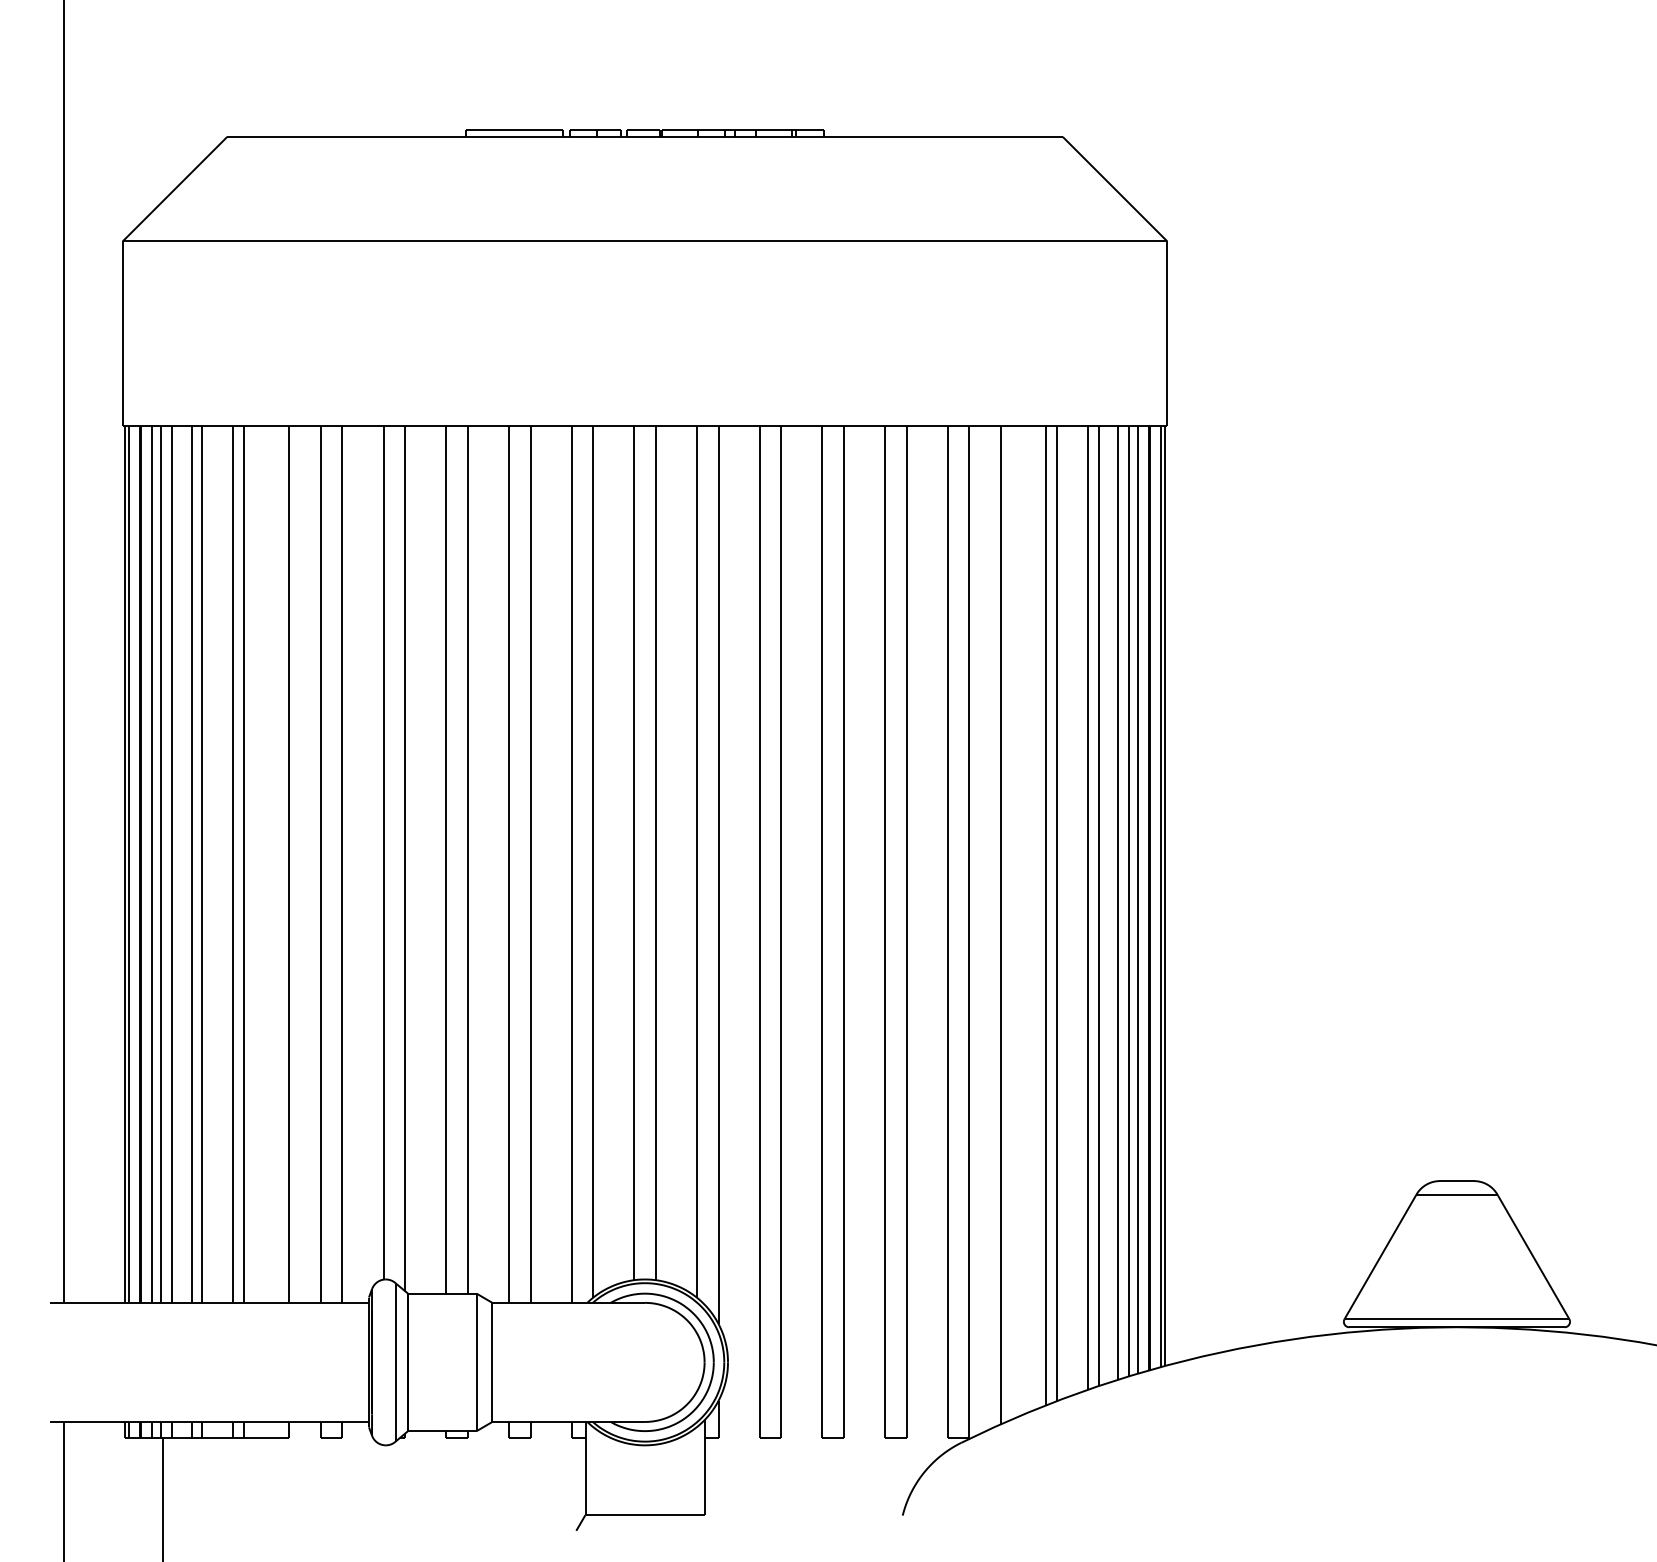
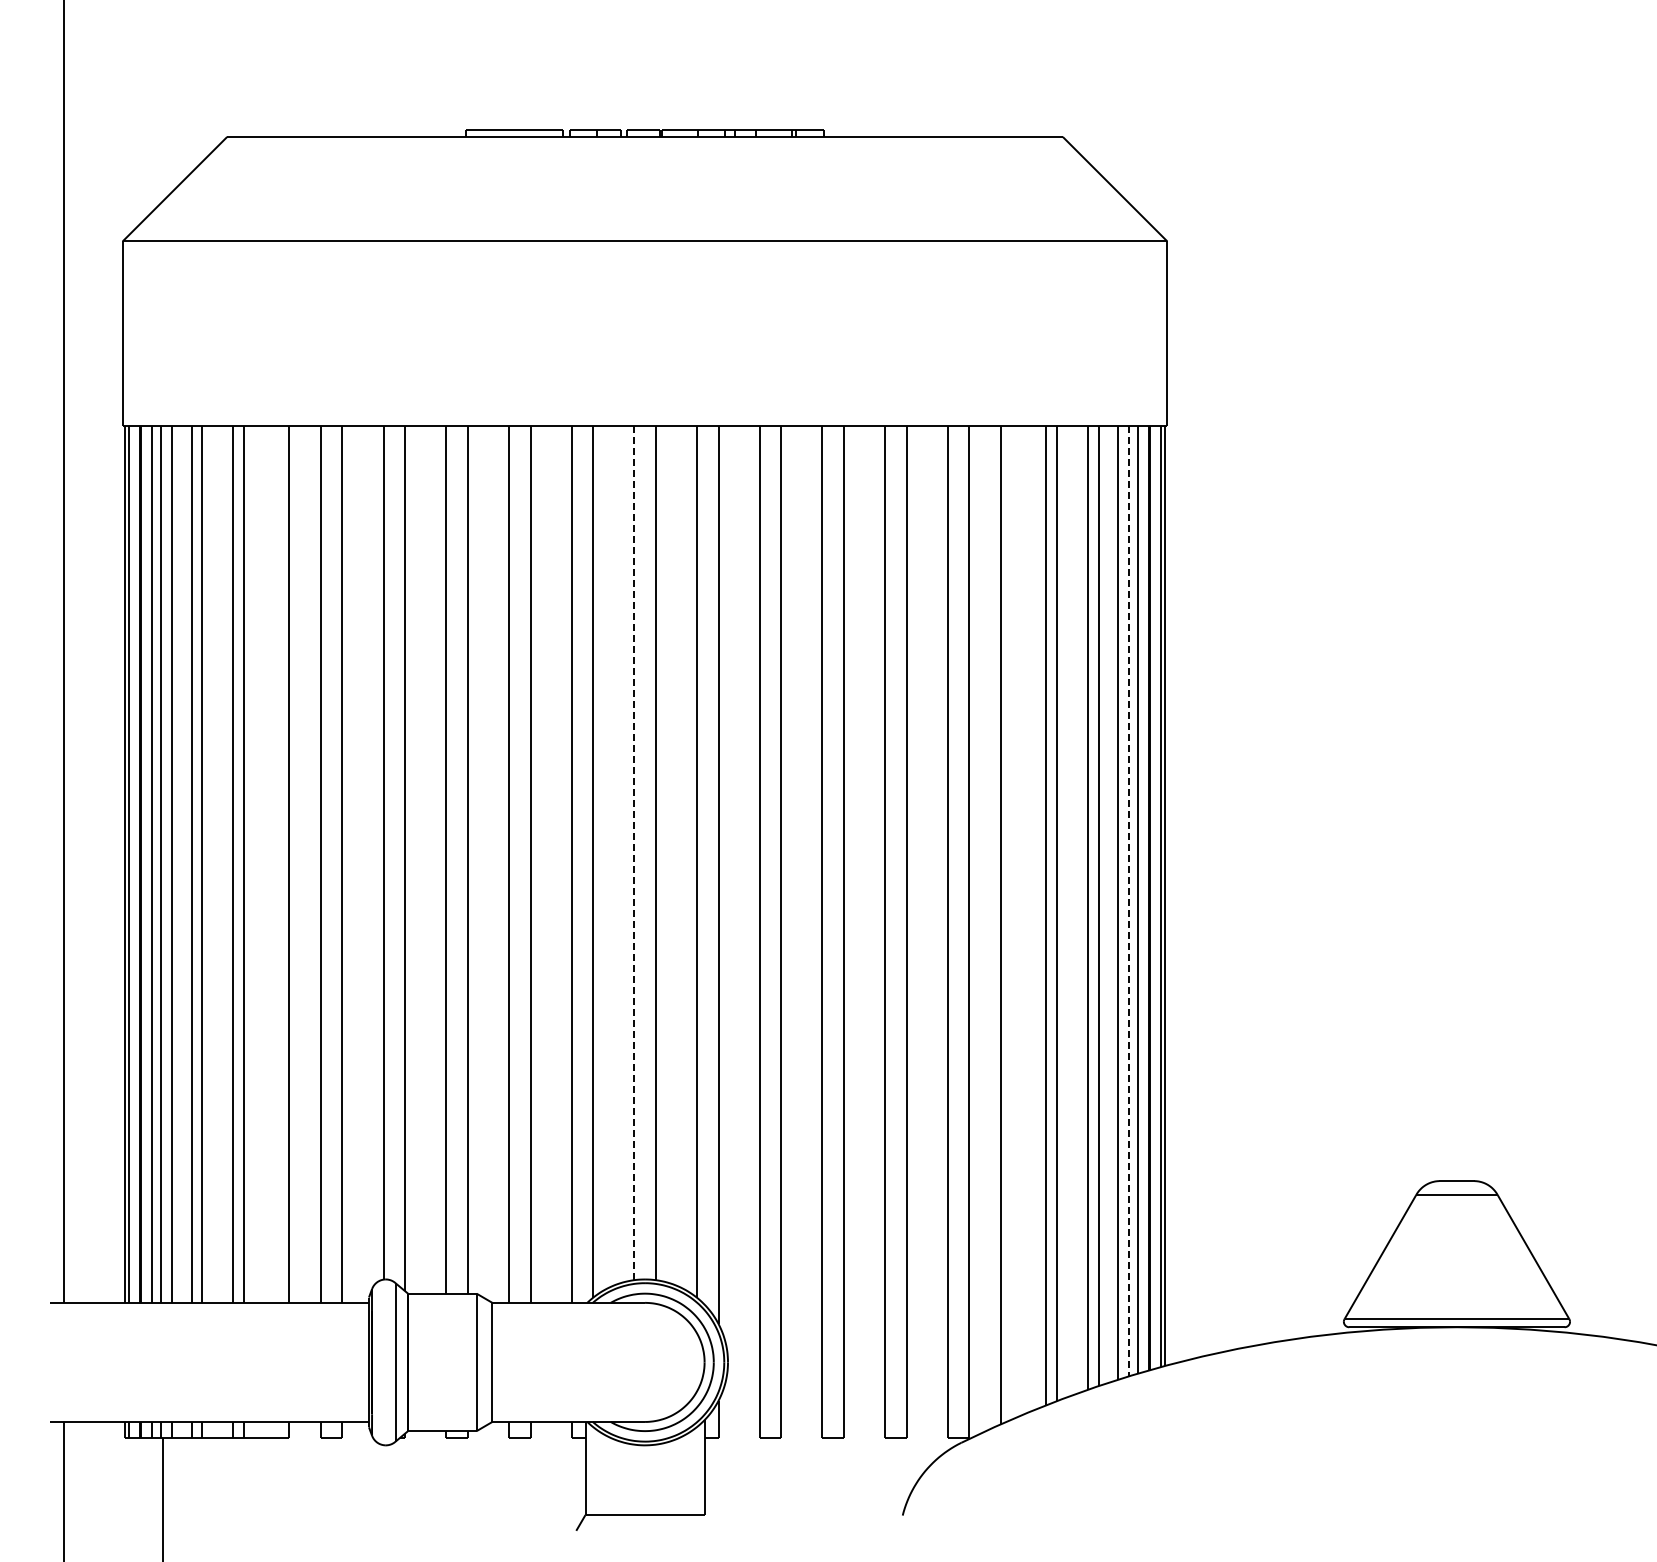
line: solid -> dashed (634, 853)
line: solid -> dashed (1128, 901)
